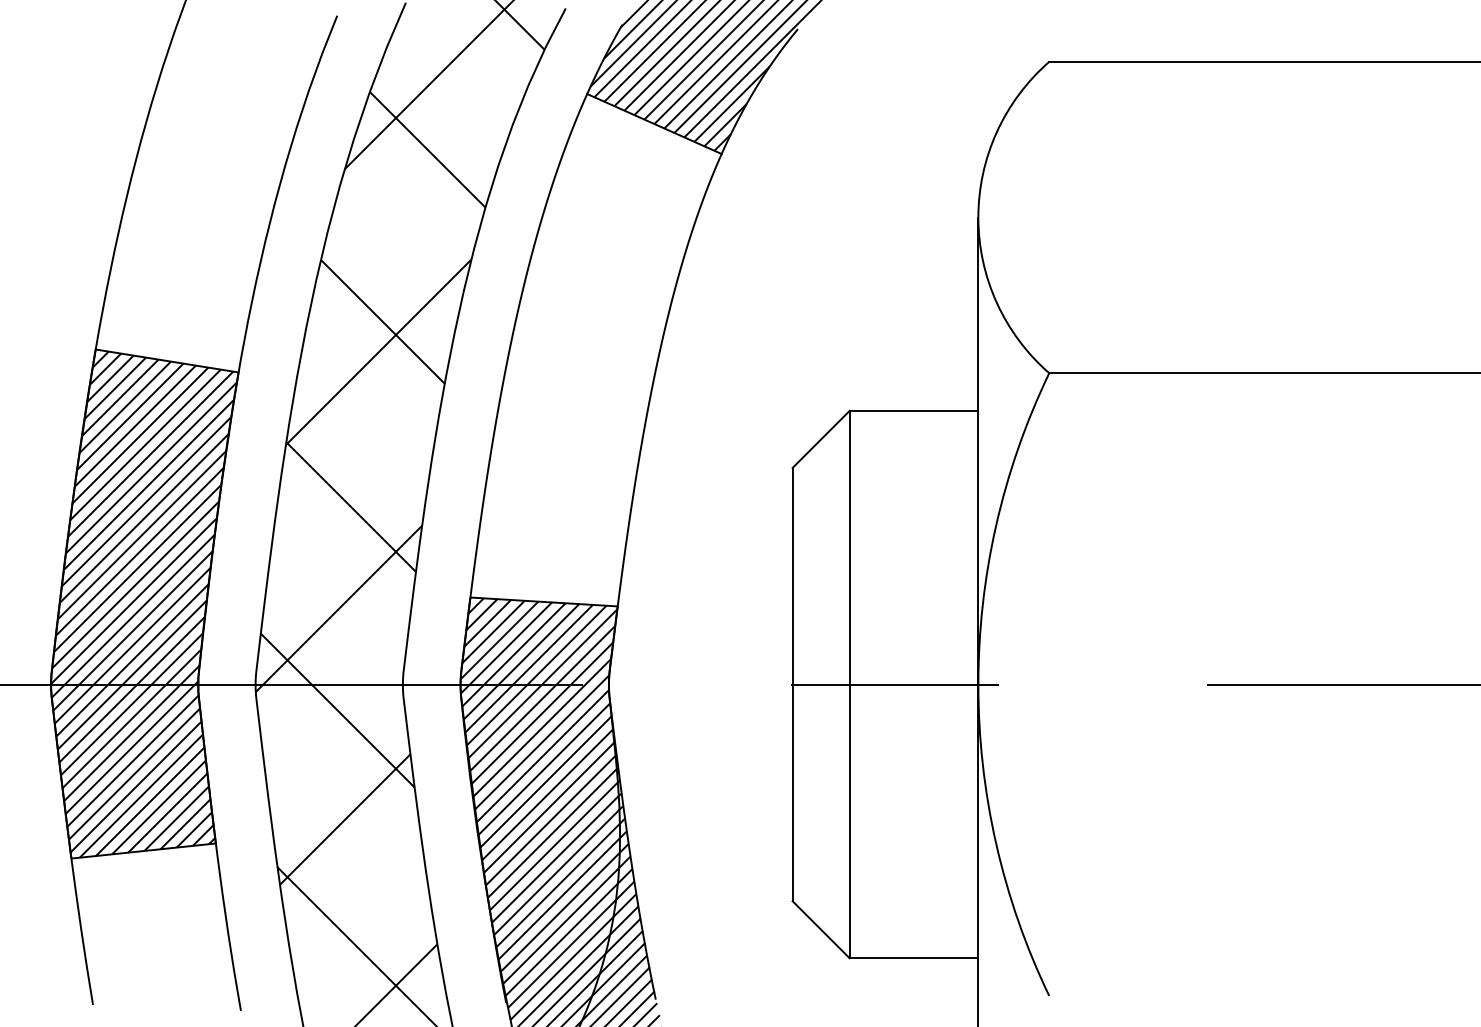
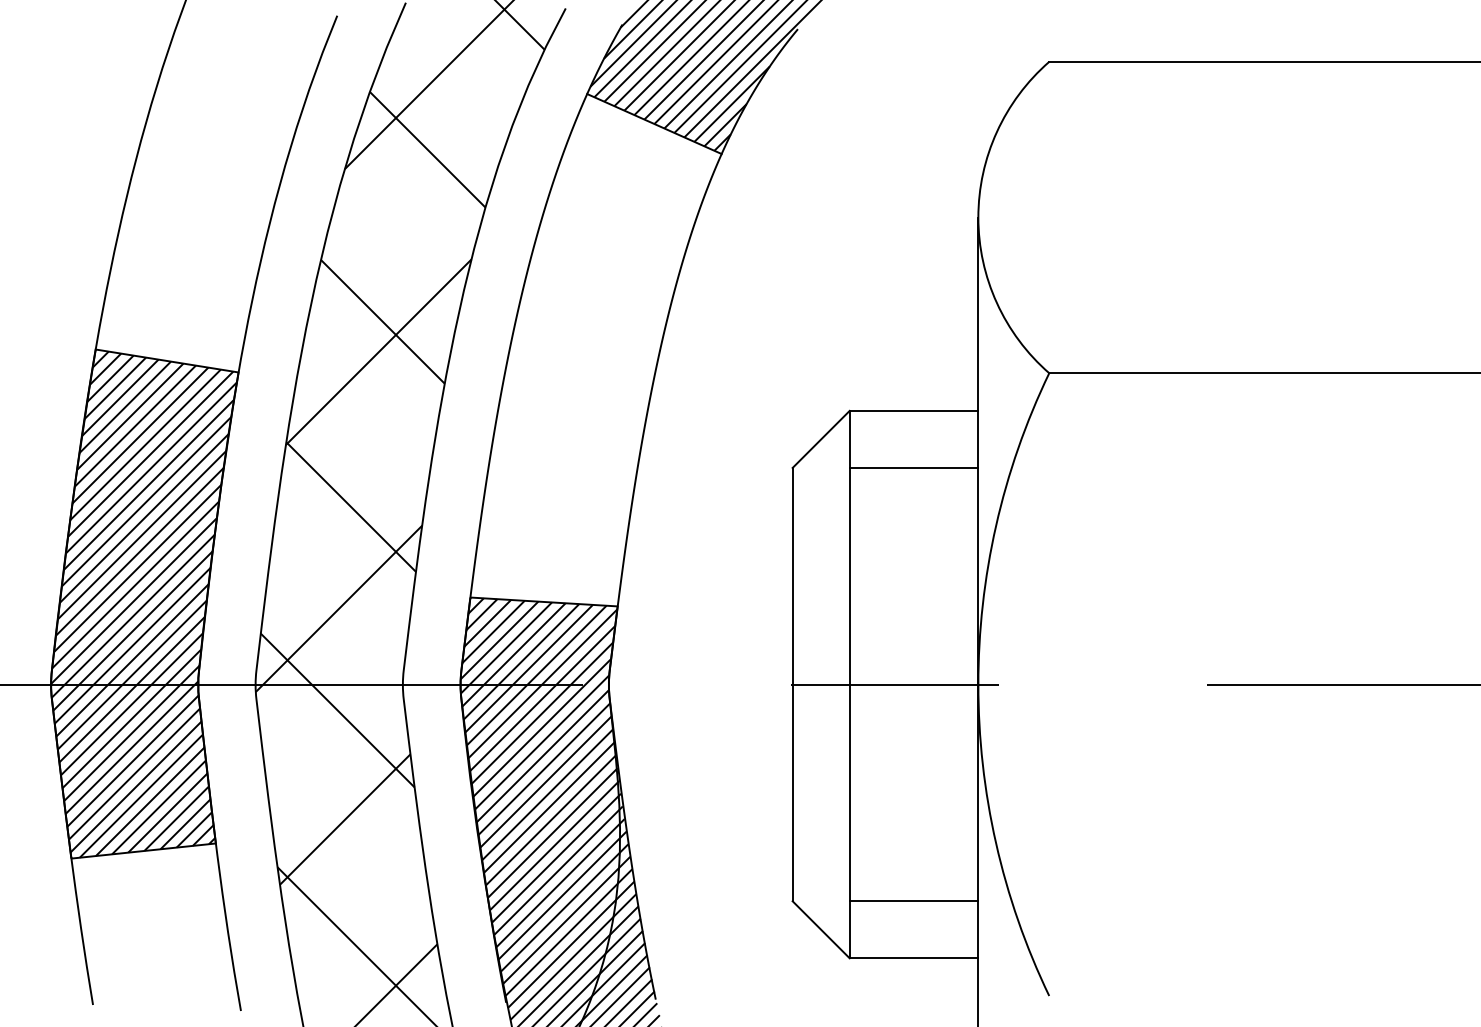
line: none -> present (913, 467)
line: none -> present (913, 901)
